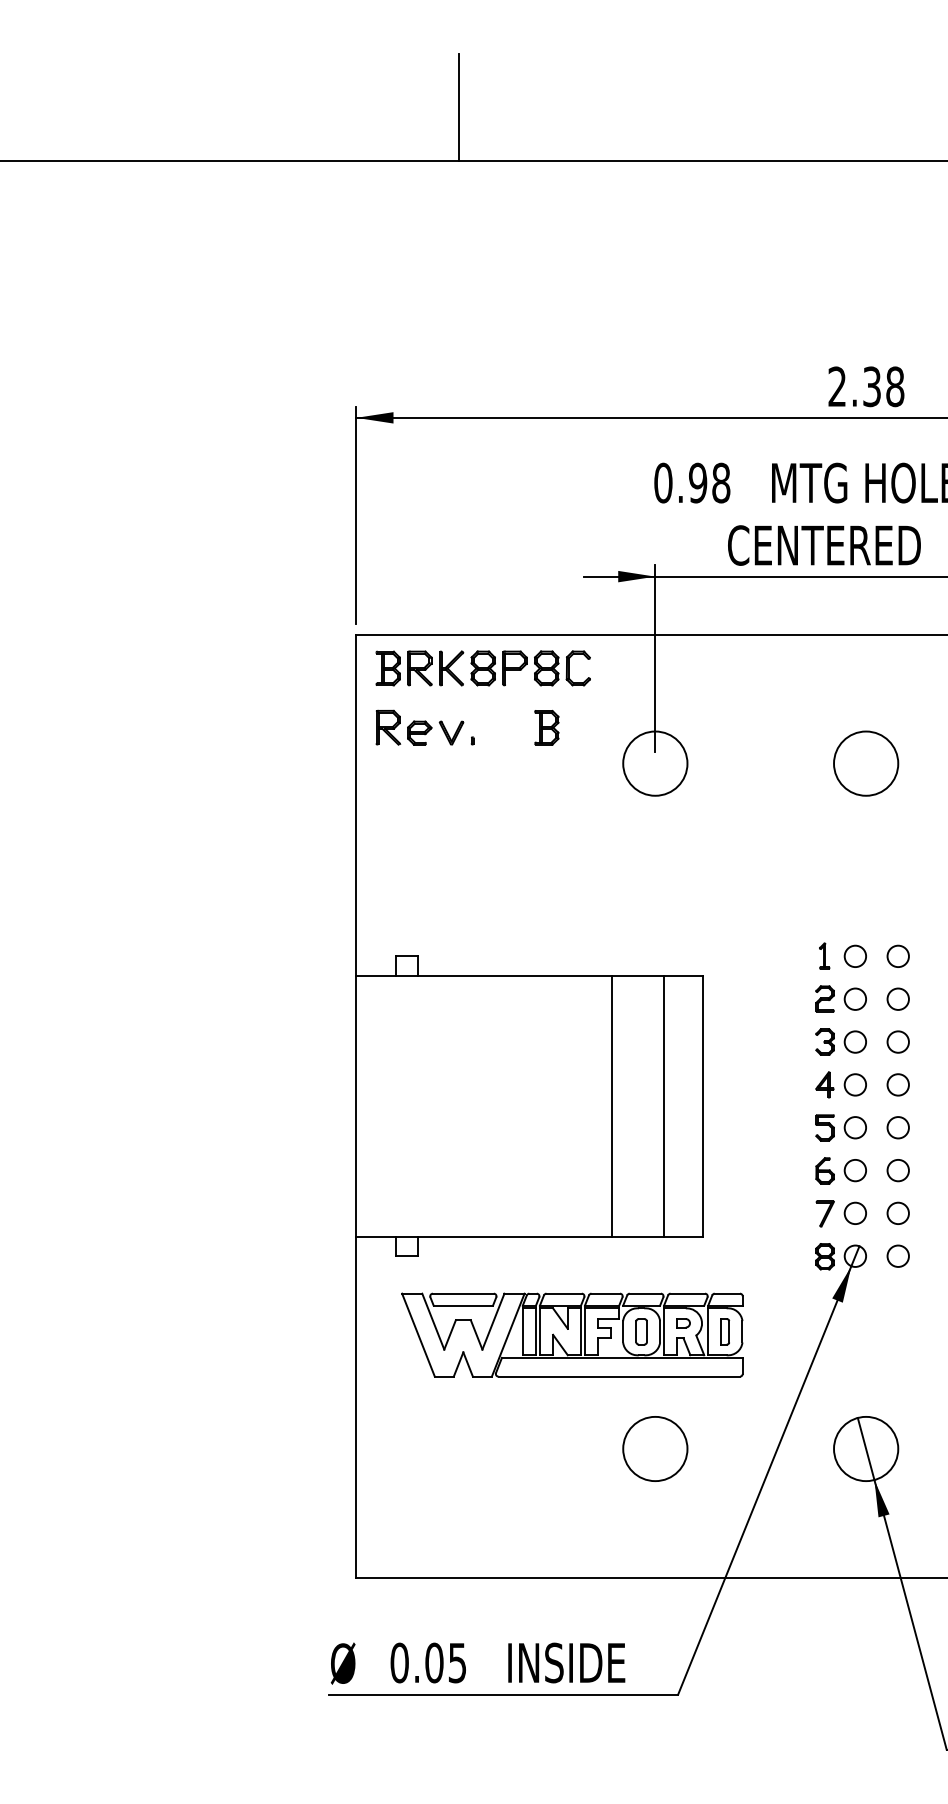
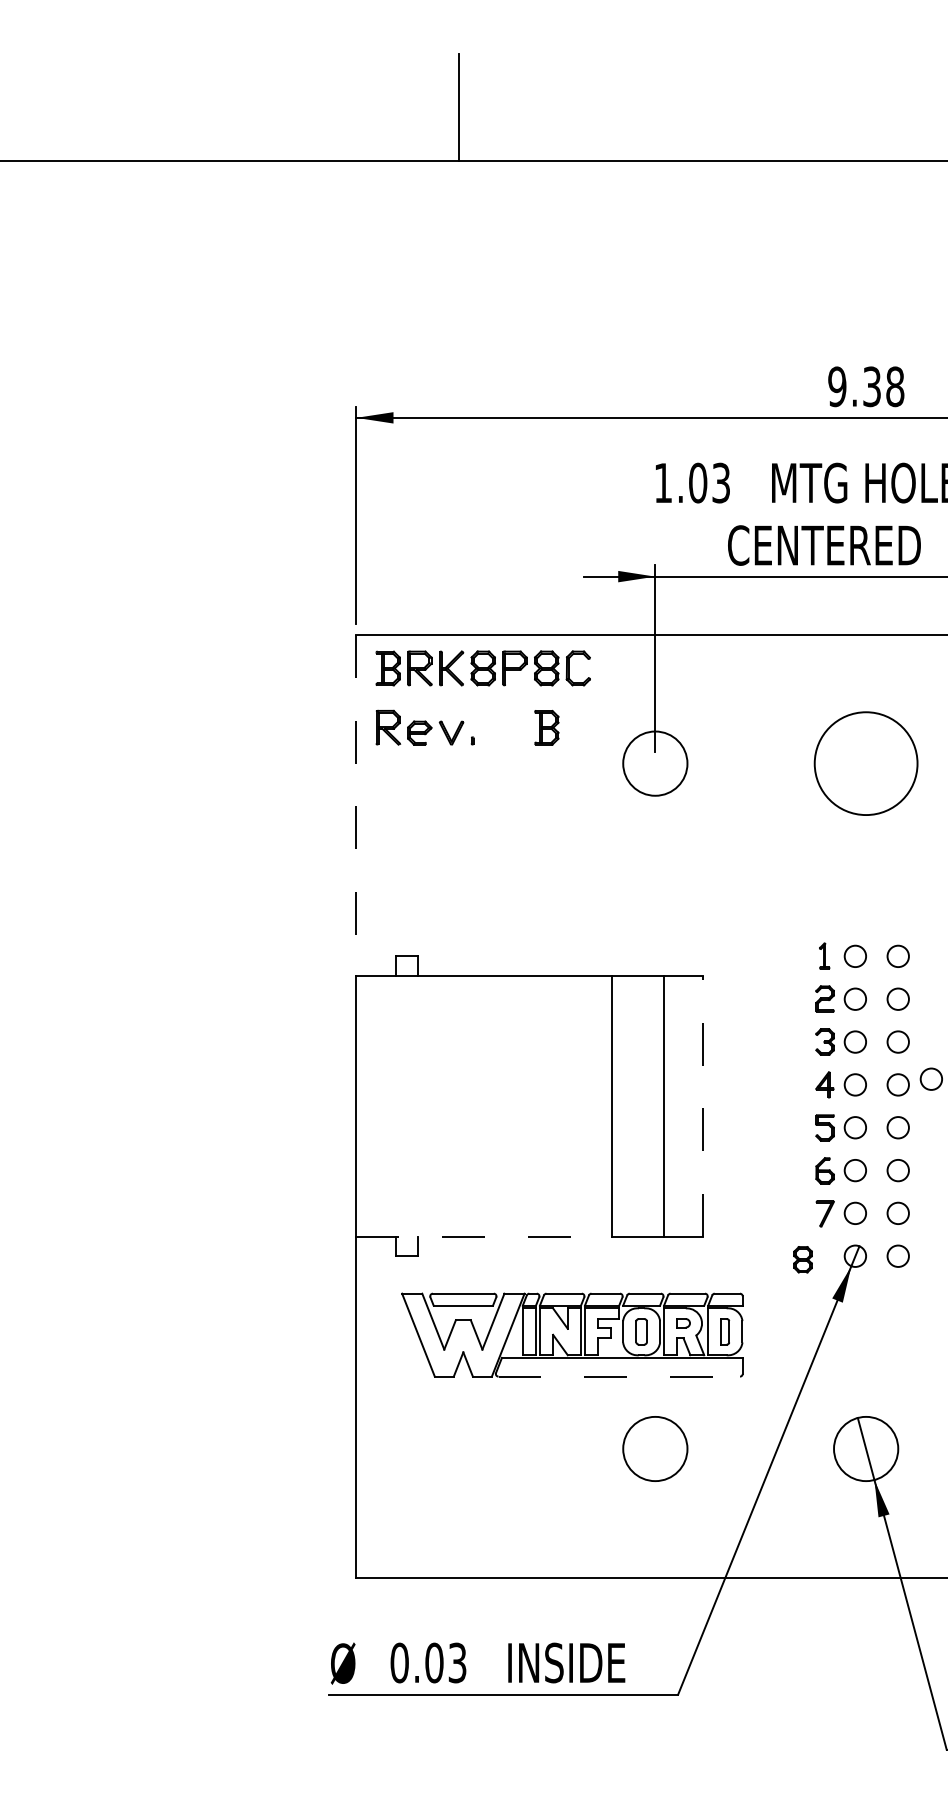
text: 2.38 -> 9.38 (837, 386)
text: 0.98 -> 1.03 (692, 482)
circle diameter: 64 px -> 103 px (865, 763)
line: solid -> dashed (356, 805)
circle: none -> present (930, 1078)
line: solid -> dashed (703, 1106)
line: solid -> dashed (484, 1236)
part position: (824, 1256) -> (802, 1259) (802, 1259)
line: solid -> dashed (619, 1376)
text: 0.05 -> 0.03 (457, 1662)
